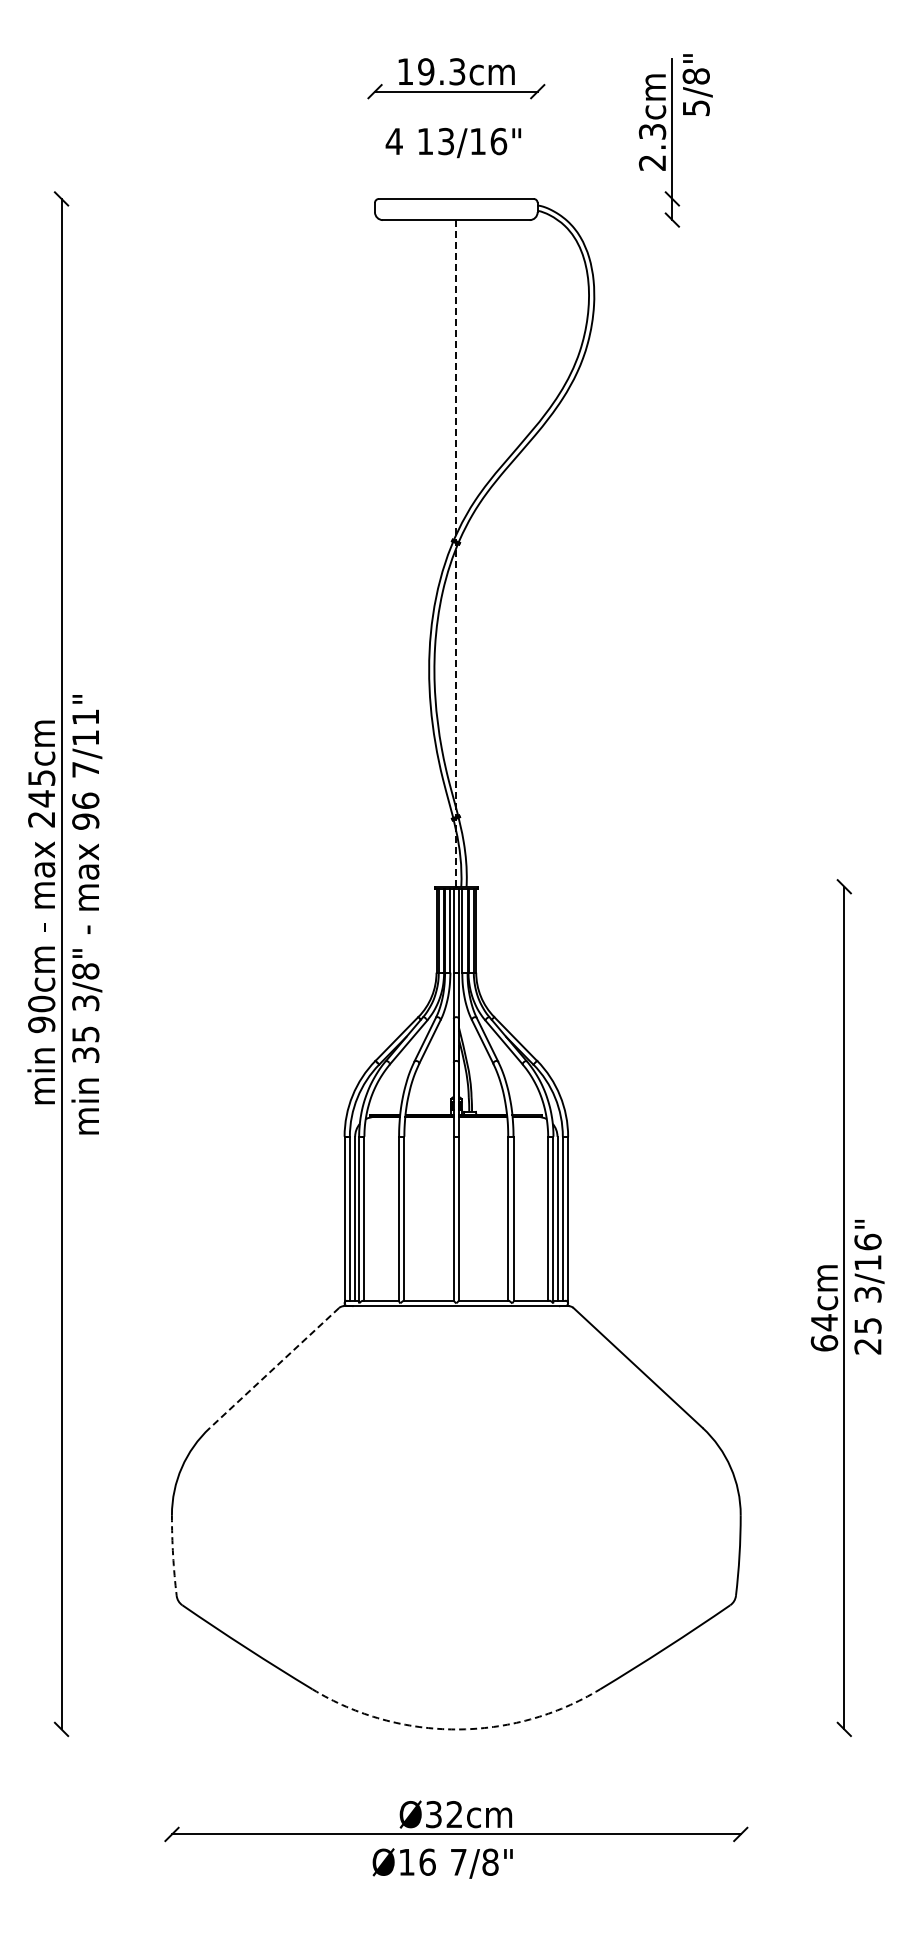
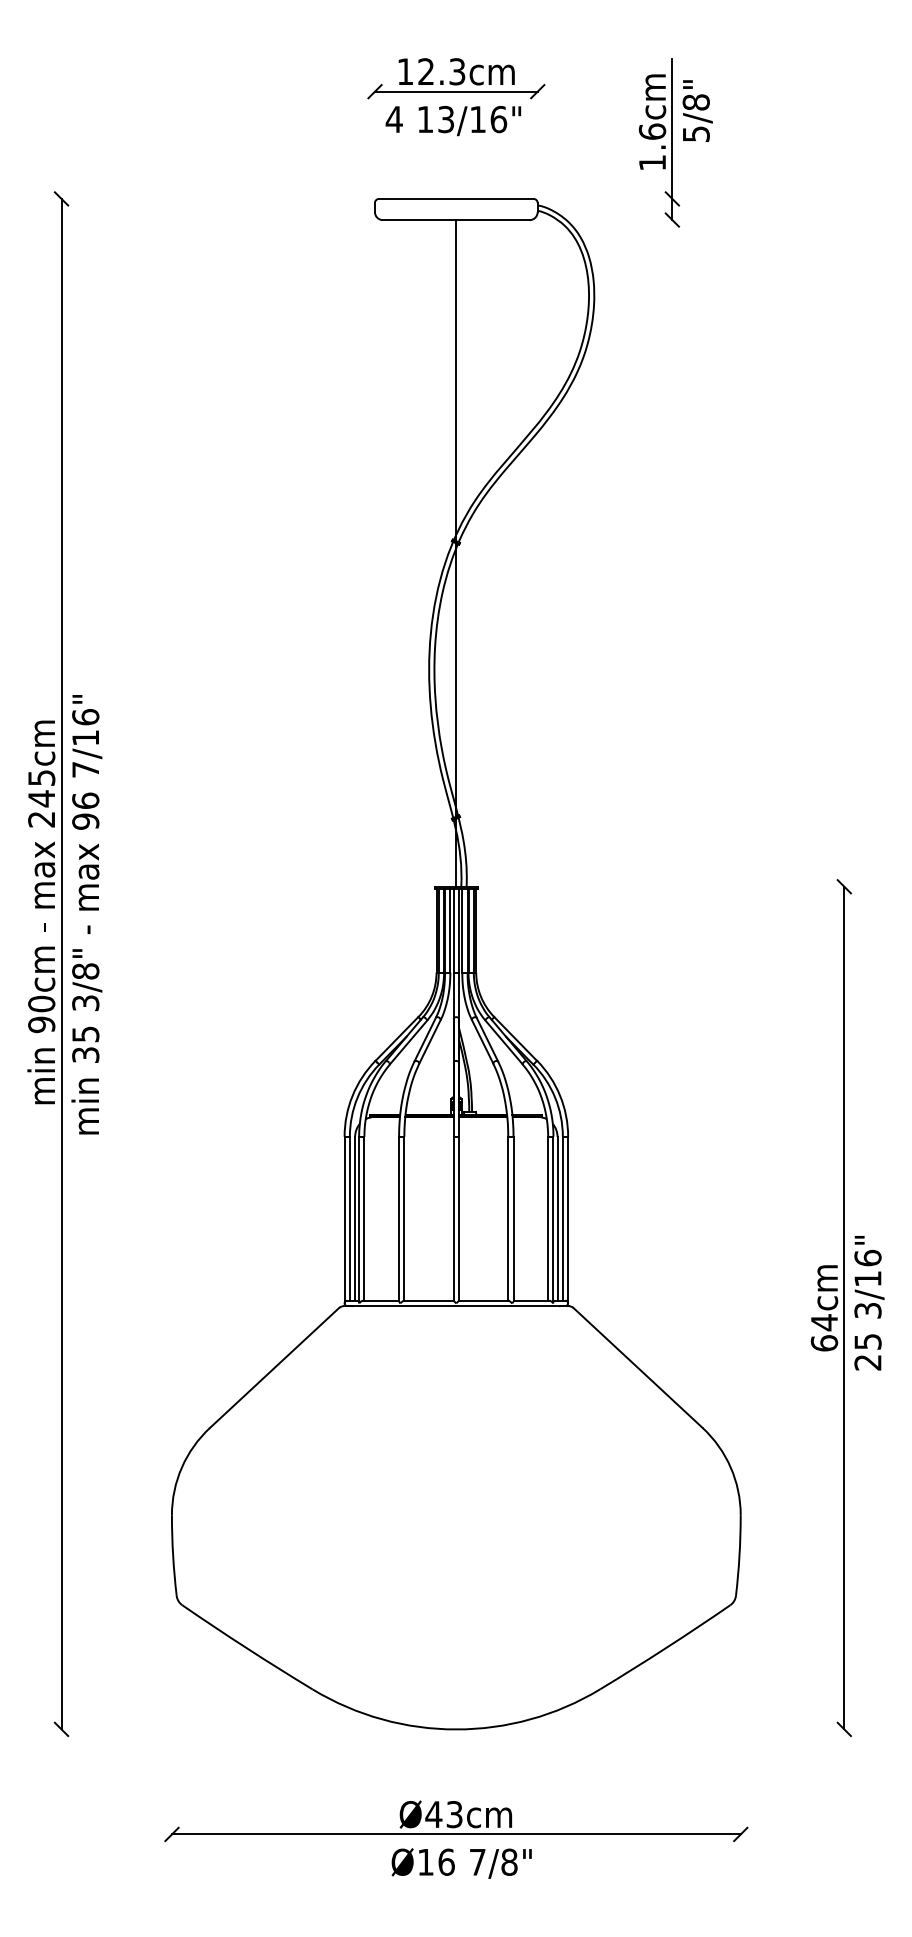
text: 19.3cm -> 12.3cm (426, 71)
text position: (697, 84) -> (697, 110) (697, 110)
text position: (453, 142) -> (453, 120) (453, 120)
text: 2.3cm -> 1.6cm (652, 146)
line: dashed -> solid (456, 552)
text: 7/11" -> 7/16" (85, 717)
text position: (869, 1287) -> (869, 1303) (869, 1303)
line: dashed -> solid (274, 1368)
arc: dashed -> solid (173, 1555)
arc: dashed -> solid (456, 1729)
text: Ø32cm -> Ø43cm (443, 1814)
text position: (442, 1863) -> (461, 1863) (461, 1863)
